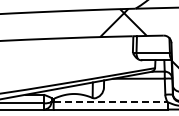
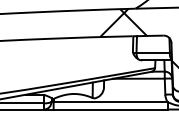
line: dashed -> solid (111, 102)
